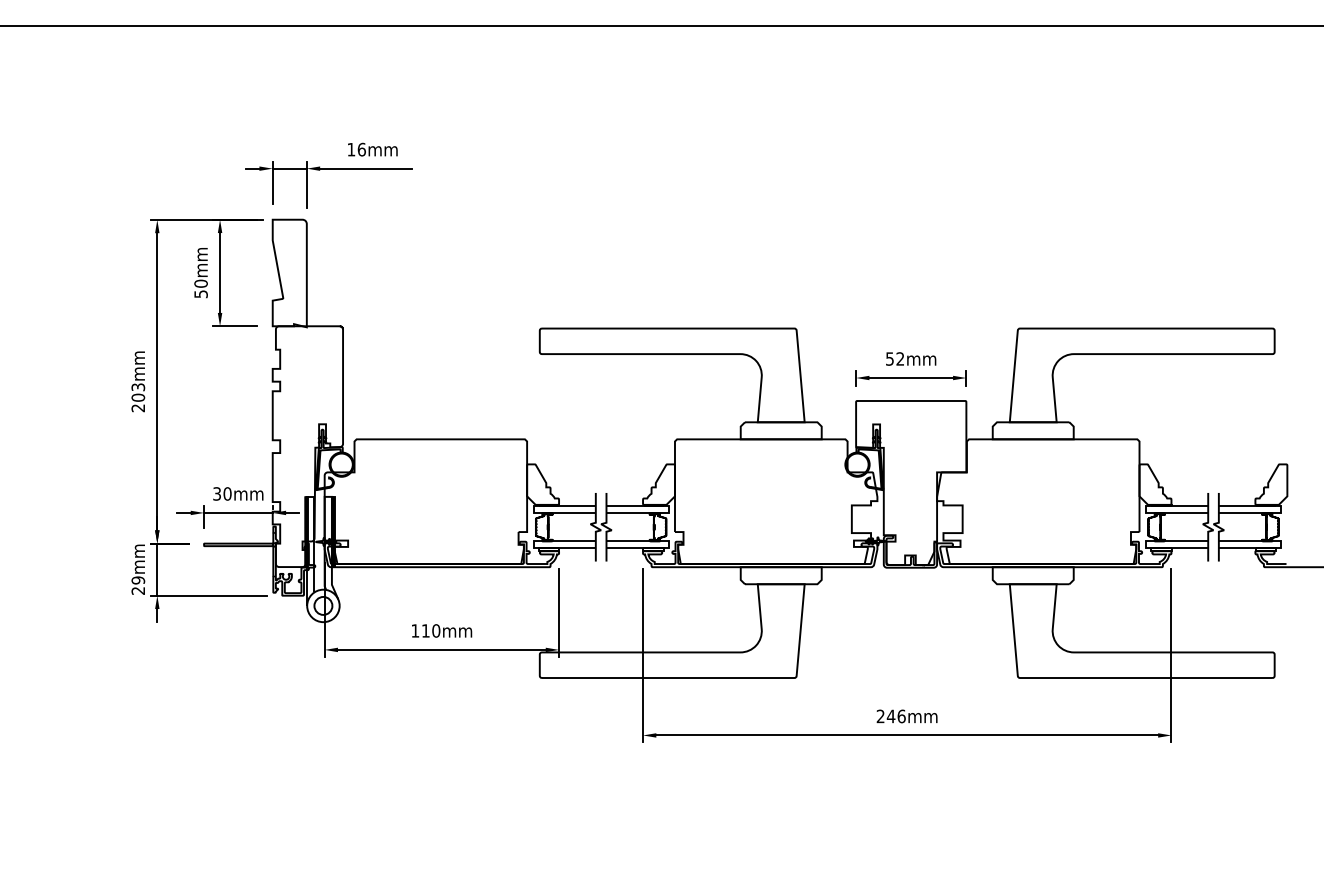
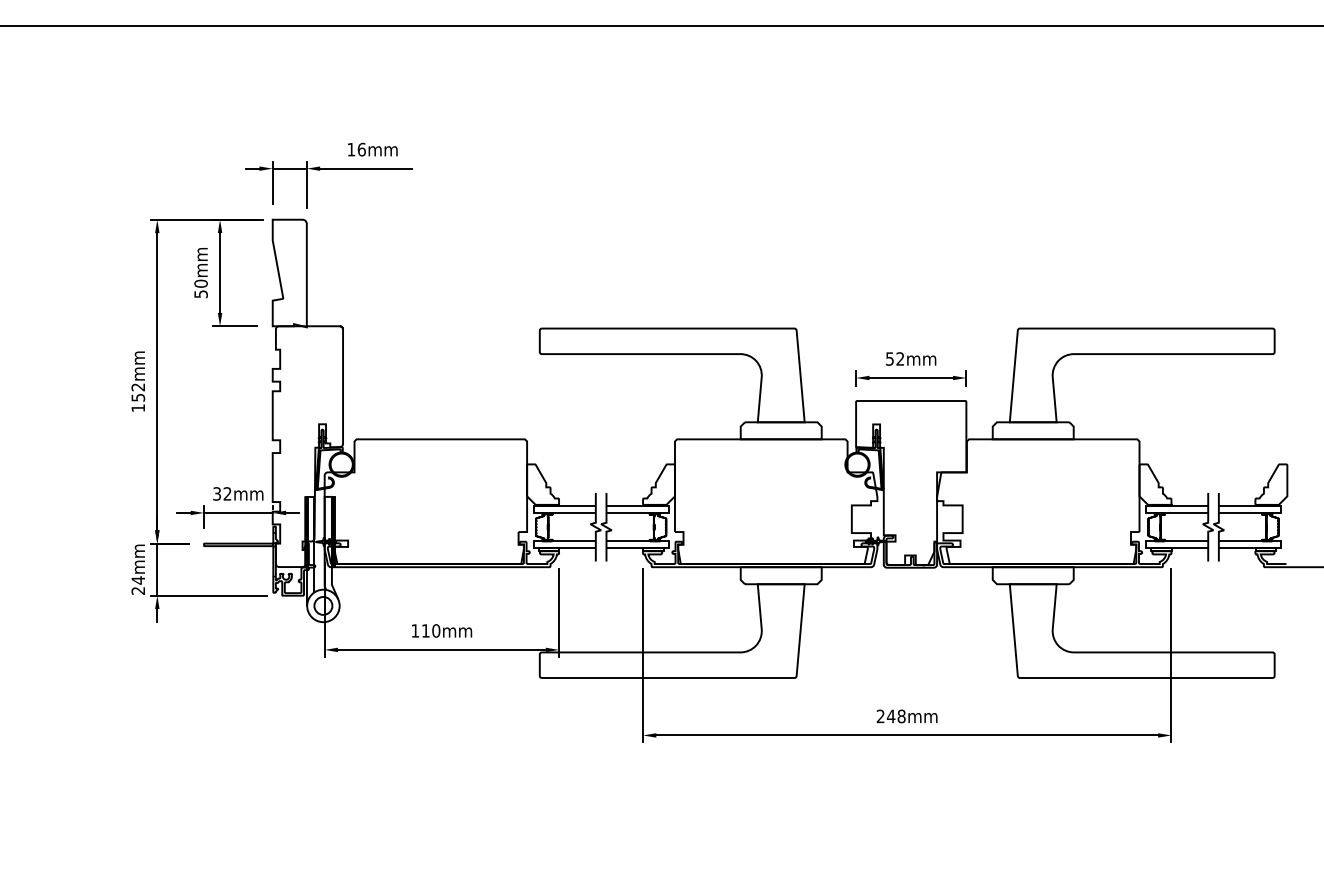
text: 203mm -> 152mm (138, 397)
text: 30mm -> 32mm (227, 493)
text: 29mm -> 24mm (138, 580)
text: 246mm -> 248mm (901, 716)
